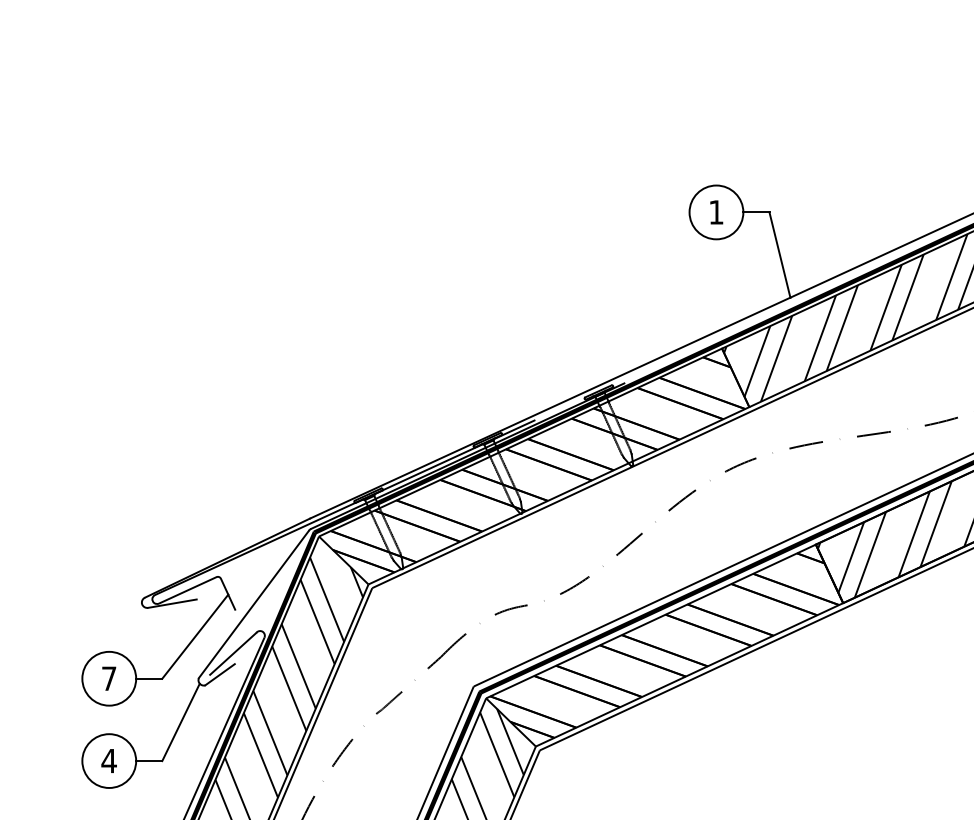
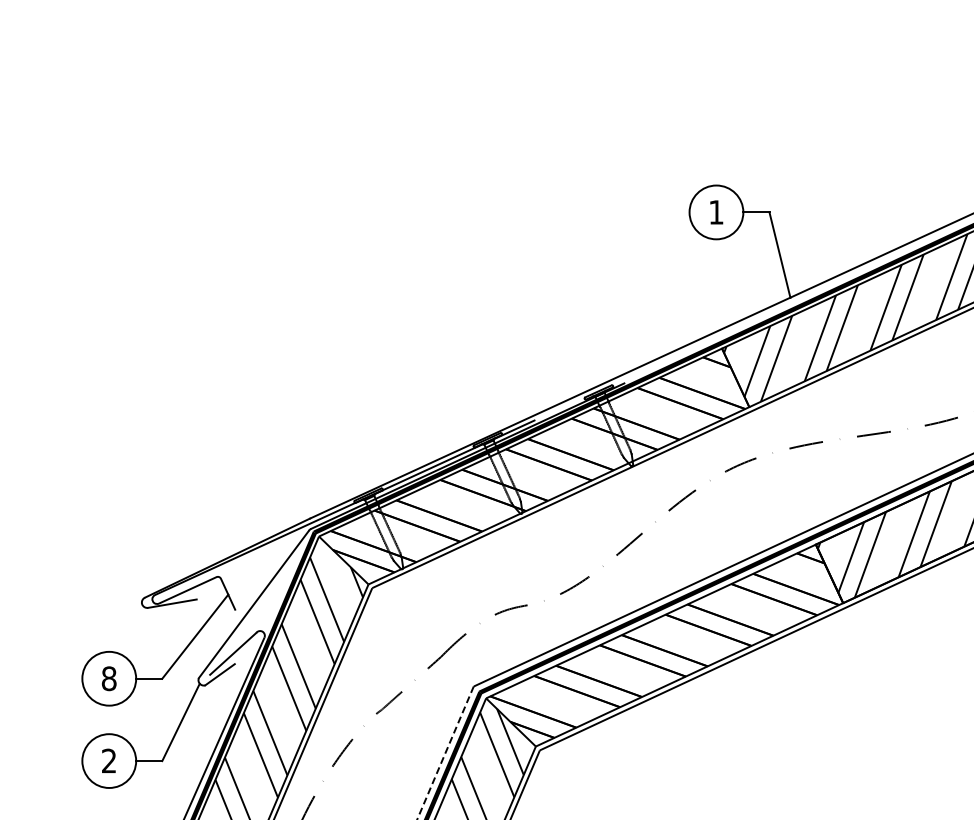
text: 7 -> 8 (108, 678)
line: solid -> dashed (445, 753)
text: 4 -> 2 (108, 760)
